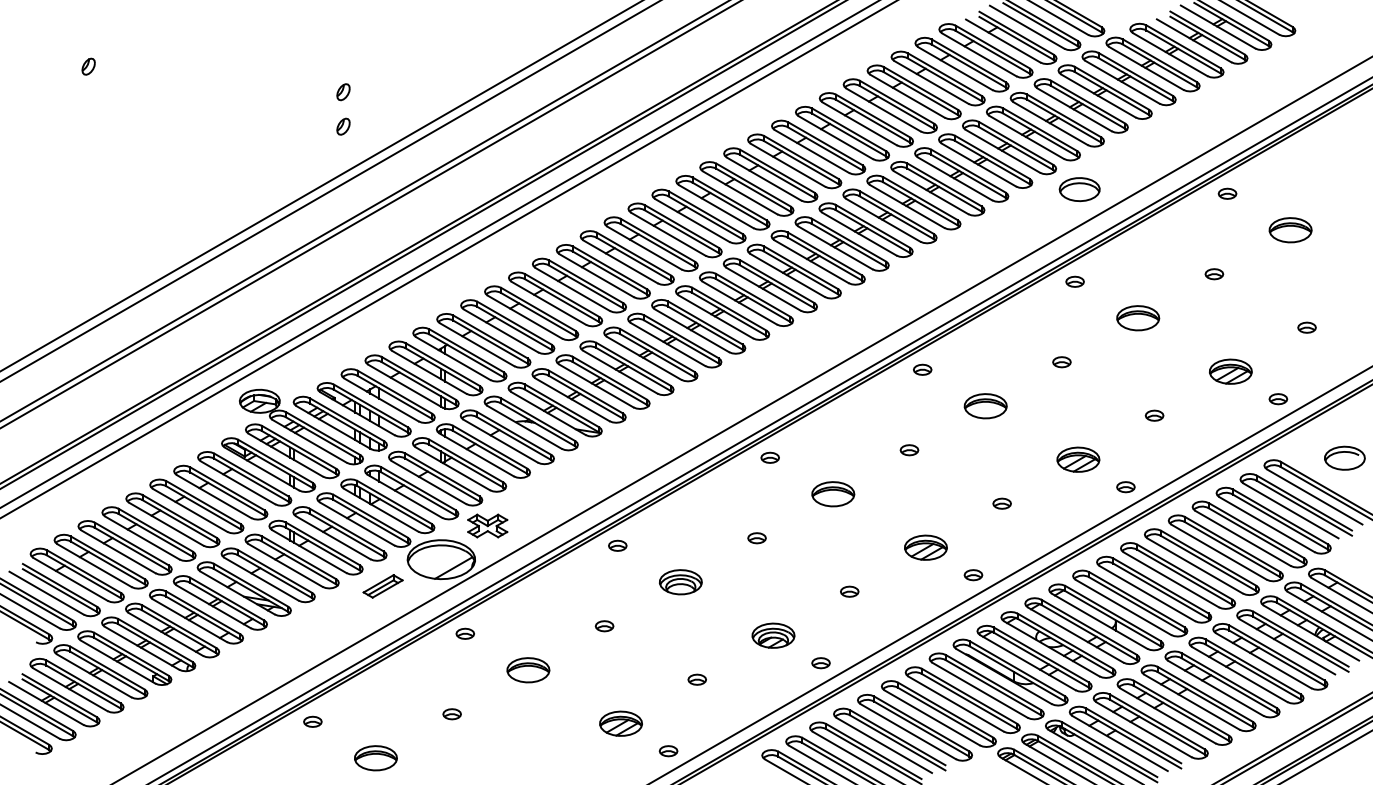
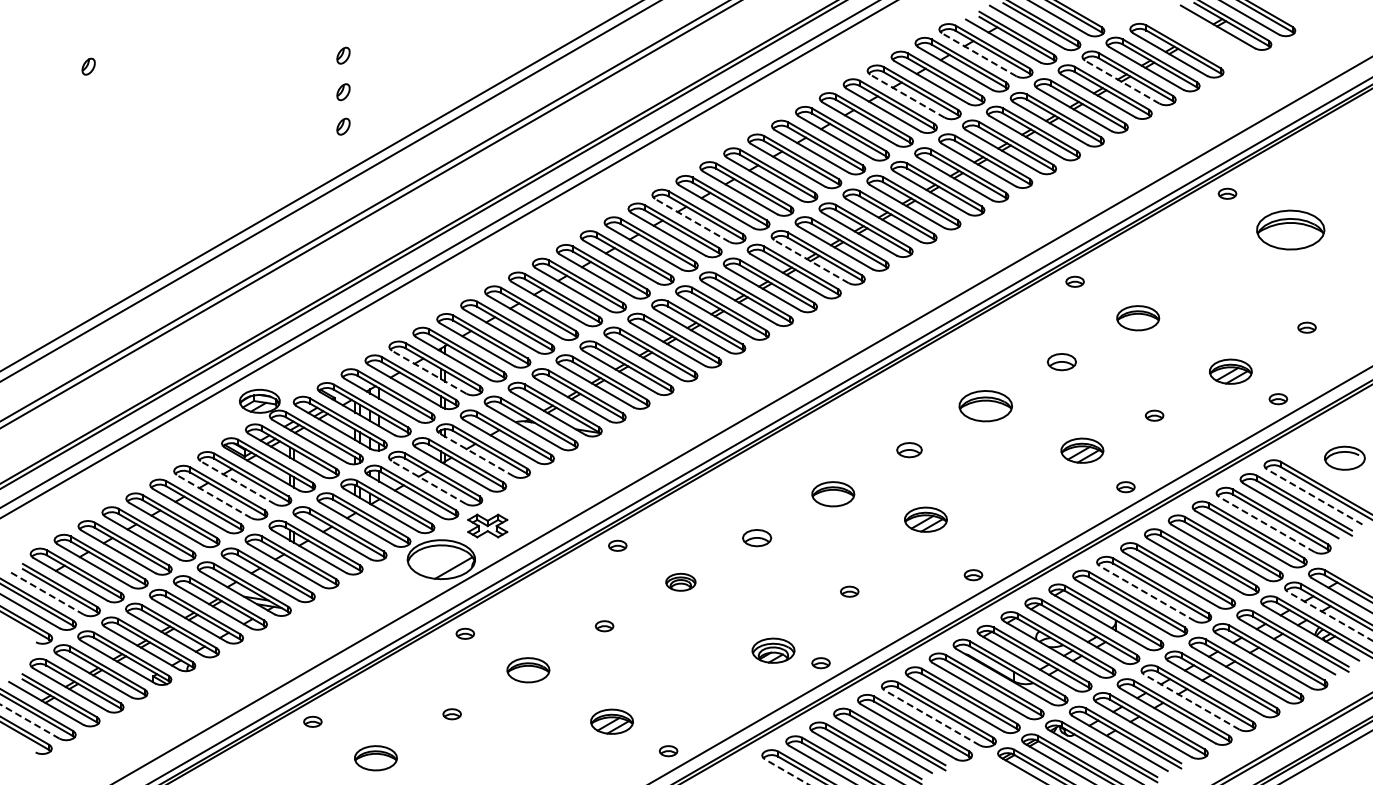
part: present -> none (1201, 37)
line: solid -> dashed (979, 54)
part: none -> present (343, 55)
line: solid -> dashed (1122, 82)
line: solid -> dashed (907, 96)
part: present -> none (1079, 189)
line: solid -> dashed (692, 220)
part size: 45x27 px -> 70x42 px (1290, 229)
line: solid -> dashed (811, 261)
part: present -> none (1214, 274)
part size: 20x13 px -> 31x19 px (1061, 362)
part: present -> none (922, 369)
line: solid -> dashed (429, 372)
part size: 45x27 px -> 56x33 px (985, 406)
part size: 21x13 px -> 27x17 px (909, 450)
line: solid -> dashed (476, 454)
part: present -> none (769, 457)
part position: (1078, 459) -> (1082, 450) (1082, 450)
line: solid -> dashed (237, 482)
line: solid -> dashed (428, 482)
line: solid -> dashed (214, 496)
line: solid -> dashed (1314, 496)
part: present -> none (1001, 503)
line: solid -> dashed (1266, 524)
part size: 20x13 px -> 31x19 px (757, 538)
part position: (925, 547) -> (925, 519) (925, 519)
part size: 44x27 px -> 32x20 px (680, 581)
part: present -> none (382, 586)
line: solid -> dashed (46, 593)
line: solid -> dashed (1146, 593)
line: solid -> dashed (1329, 616)
part position: (773, 635) -> (773, 650) (773, 650)
part: present -> none (696, 679)
line: solid -> dashed (1191, 701)
line: solid -> dashed (931, 717)
line: solid -> dashed (30, 721)
part position: (620, 723) -> (611, 721) (611, 721)
line: solid -> dashed (786, 771)
